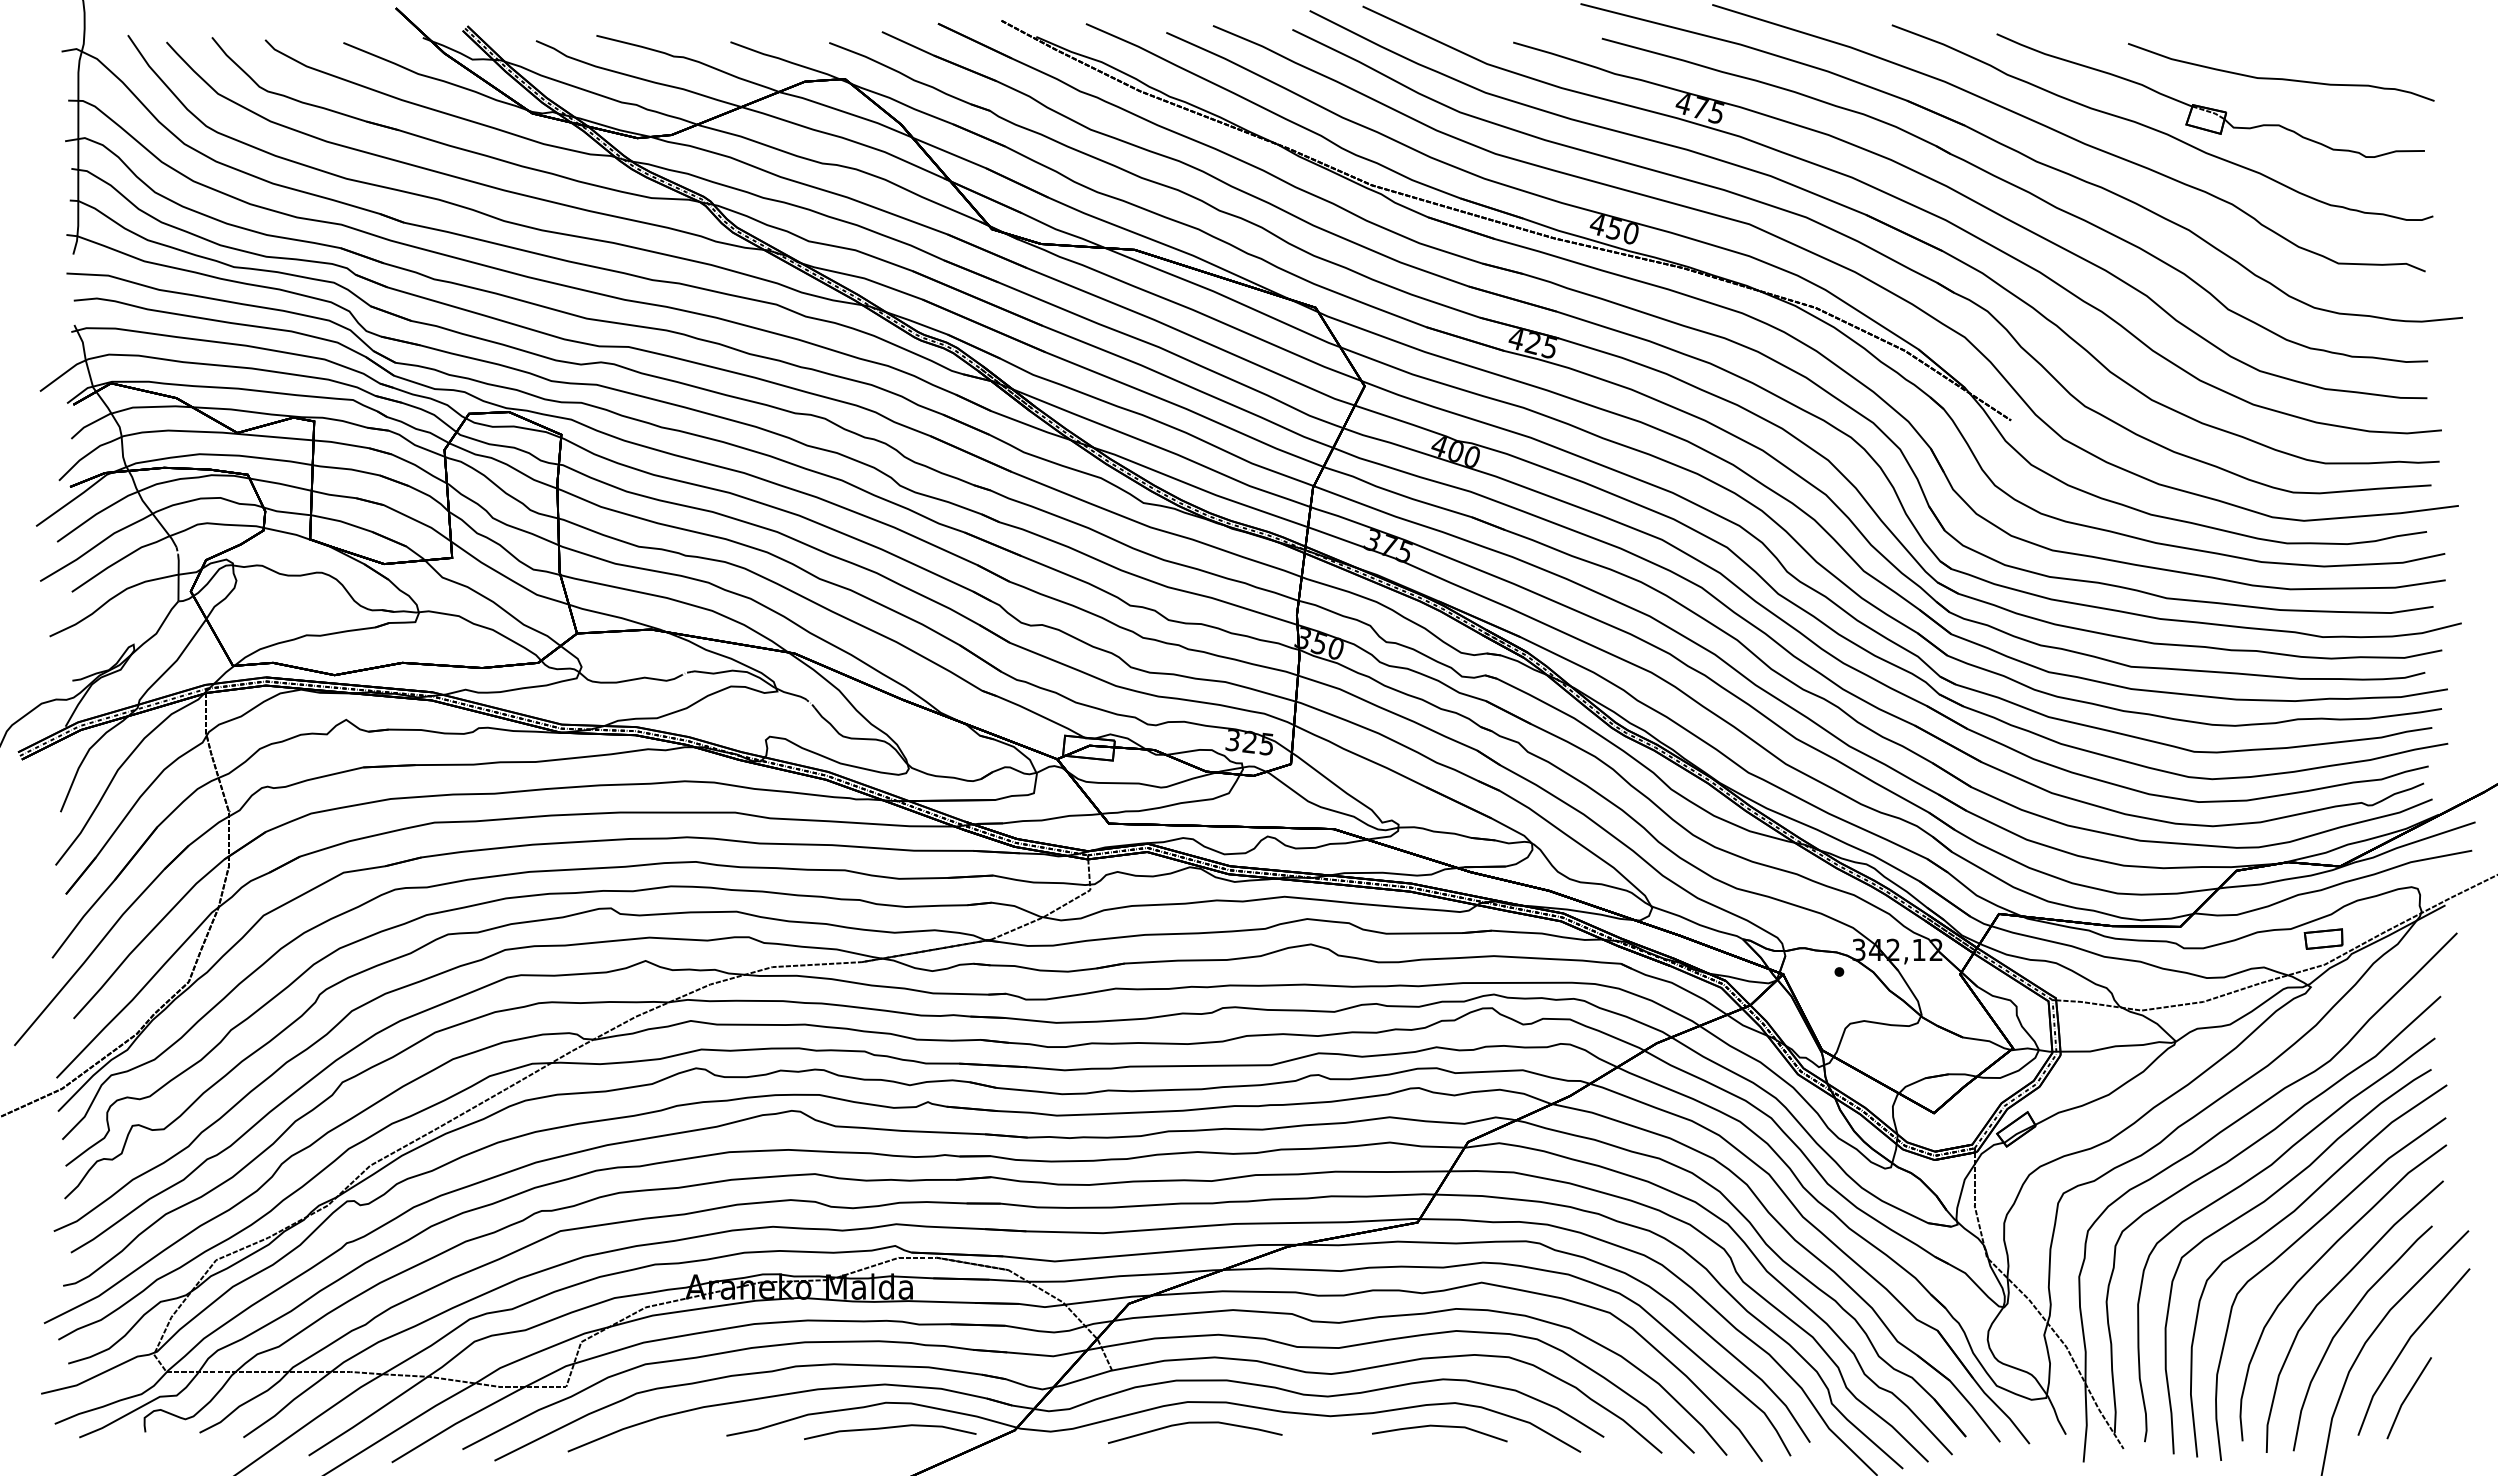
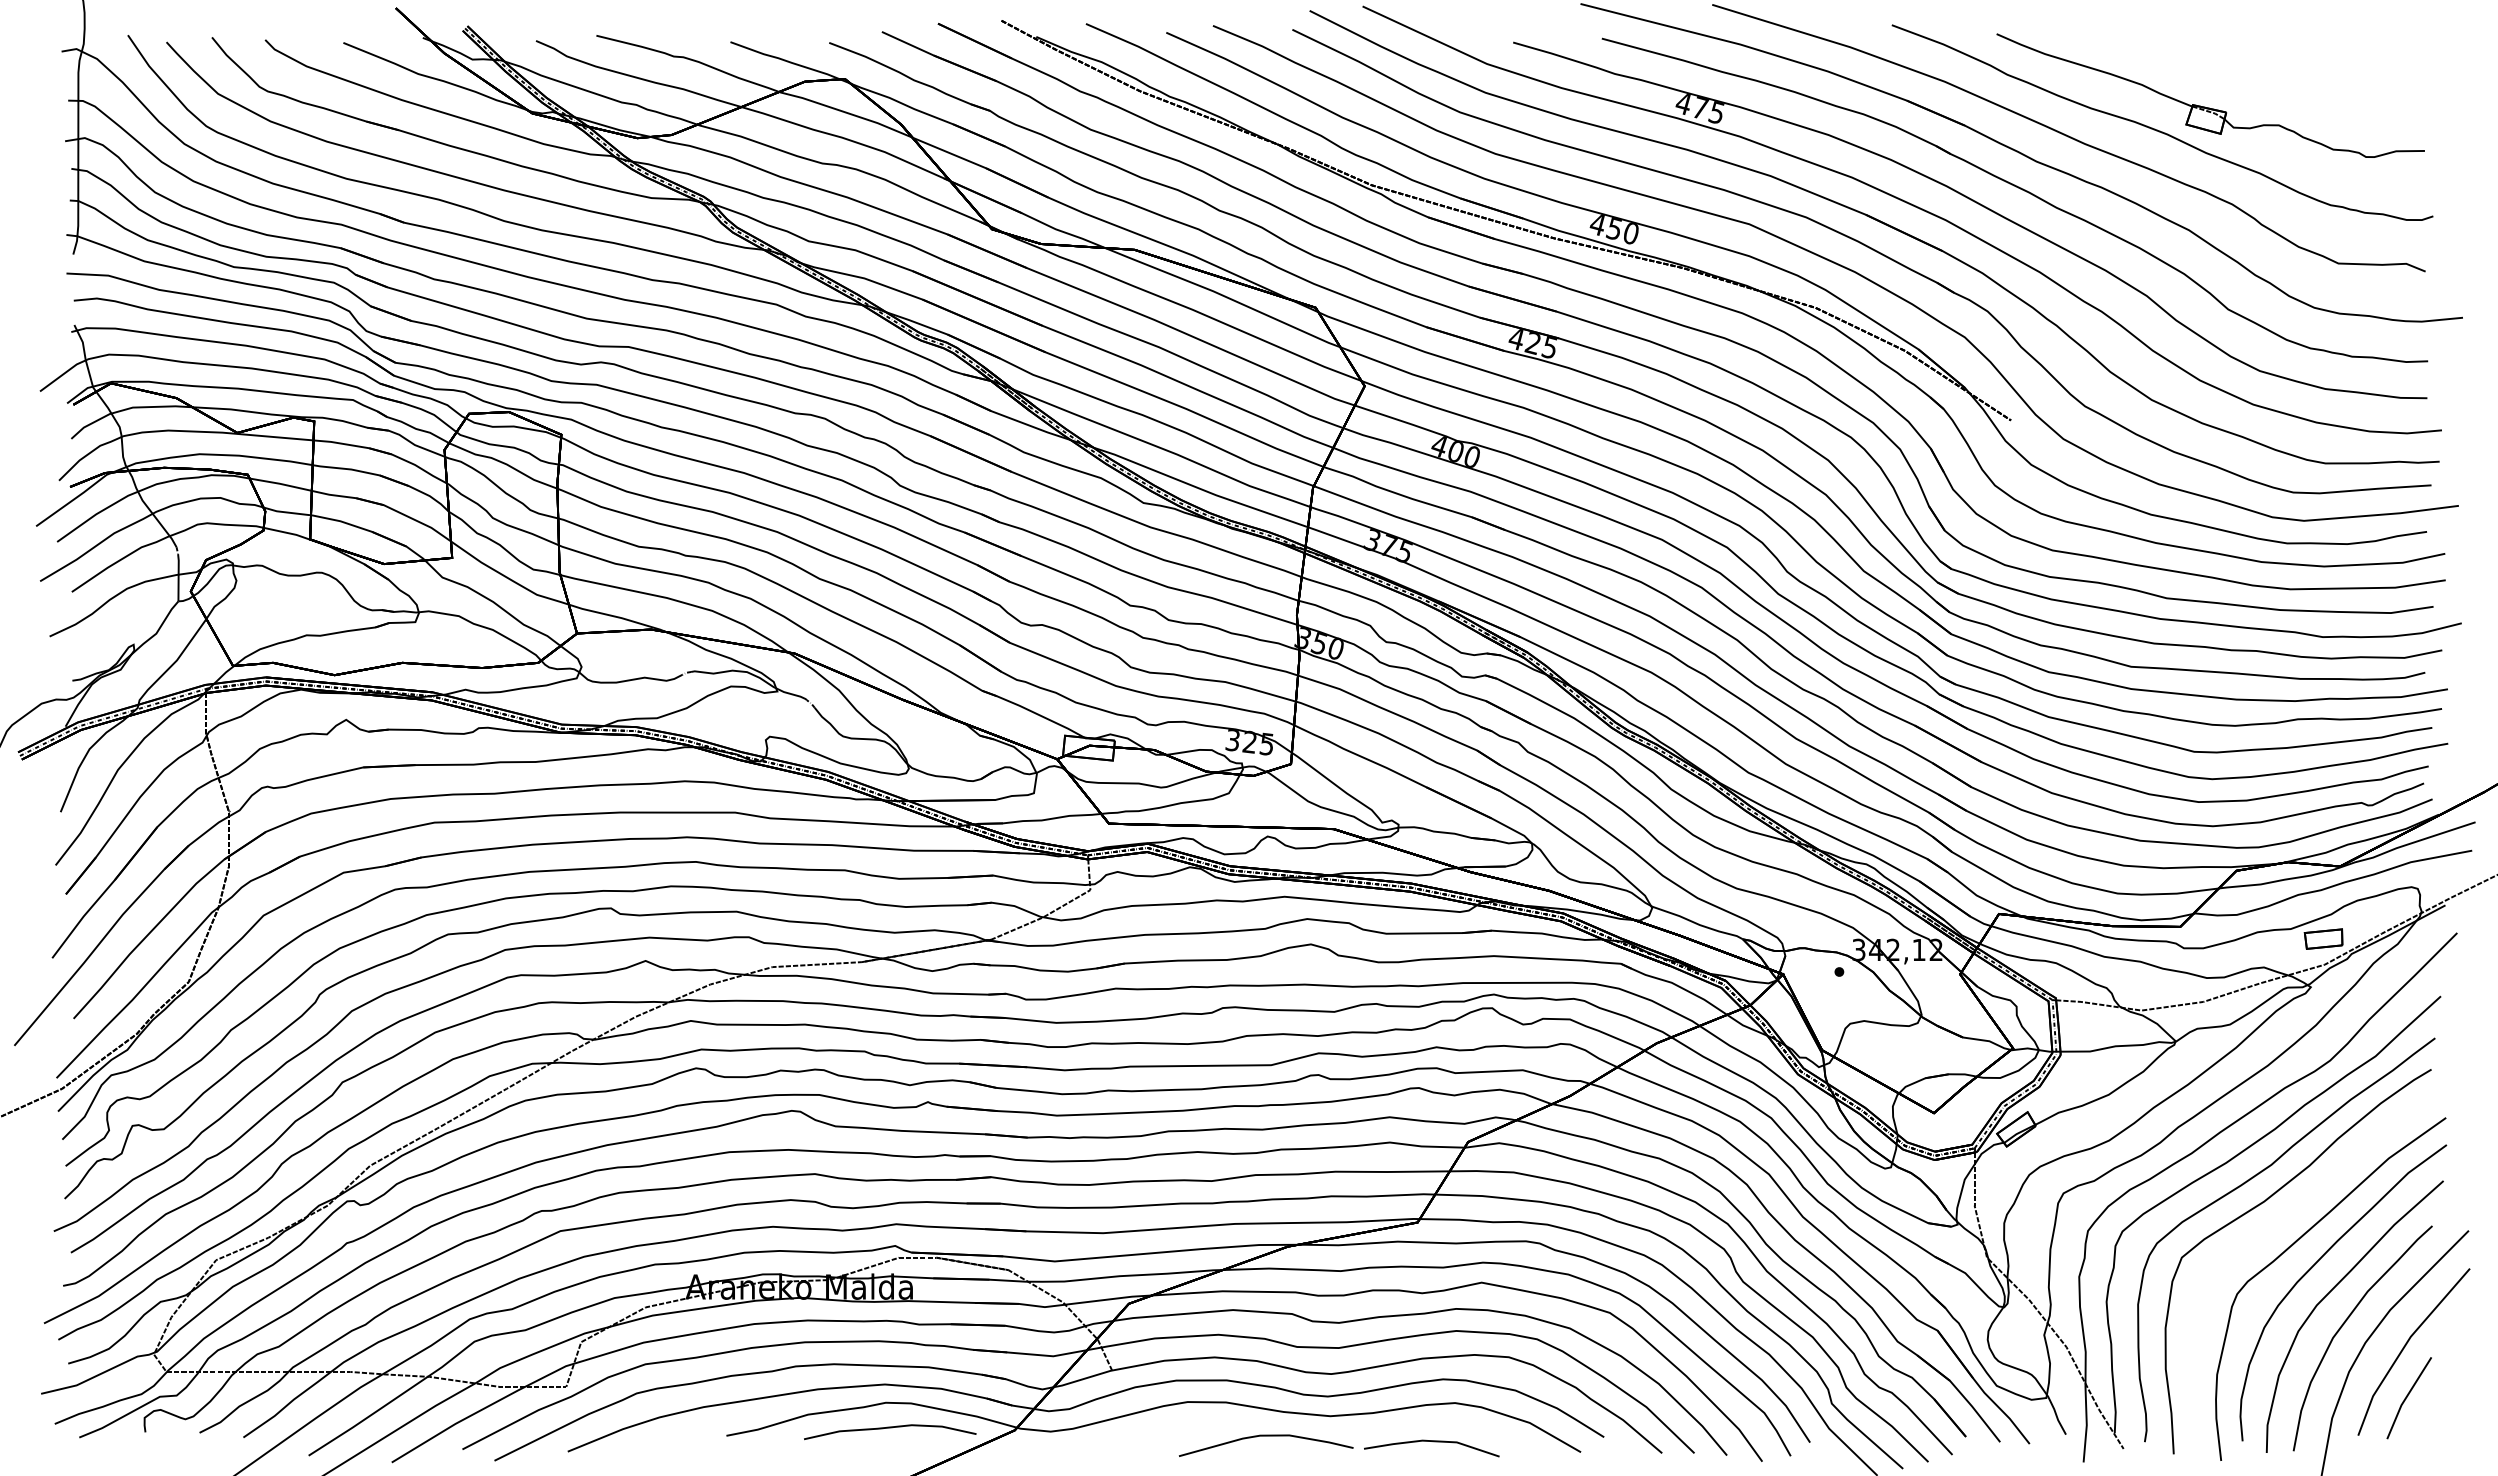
curve: present -> none (2281, 78)
curve: present -> none (2282, 1221)
curve position: (1194, 1423) -> (1265, 1436) (1265, 1436)
line position: (1441, 1427) -> (1433, 1442) (1433, 1442)
